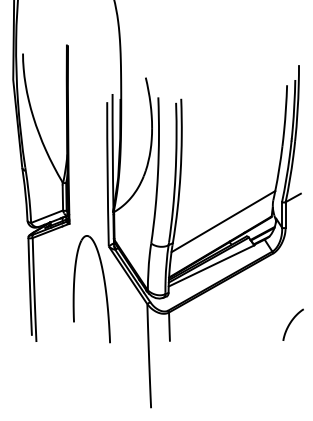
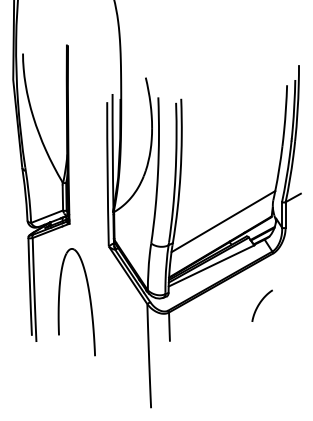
part position: (104, 289) -> (89, 302) (89, 302)
curve position: (291, 323) -> (260, 304) (260, 304)
